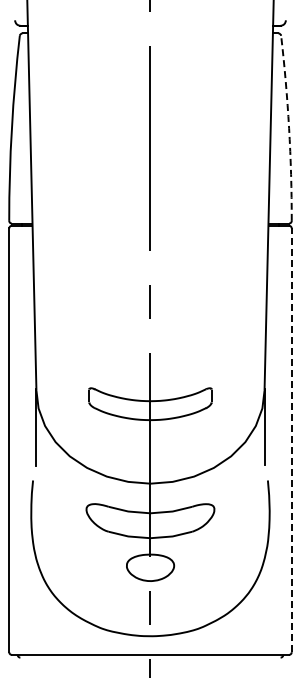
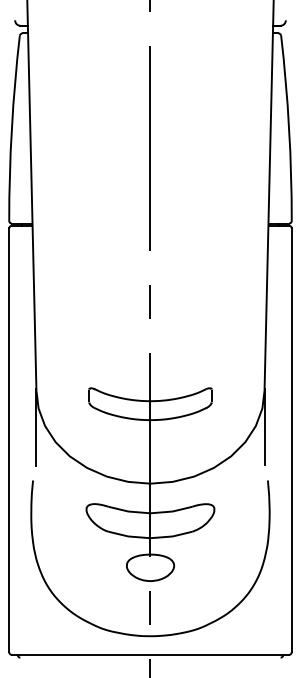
arc: dashed -> solid (289, 128)
line: dashed -> solid (291, 440)
